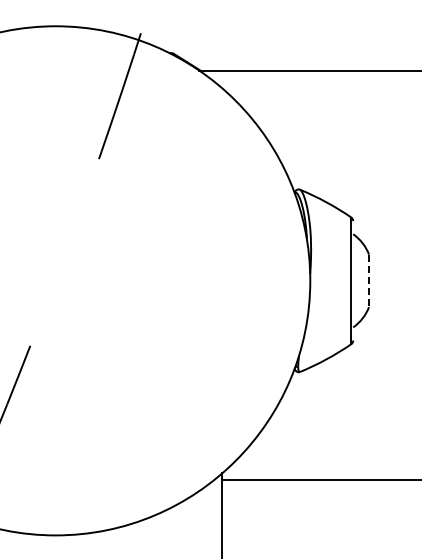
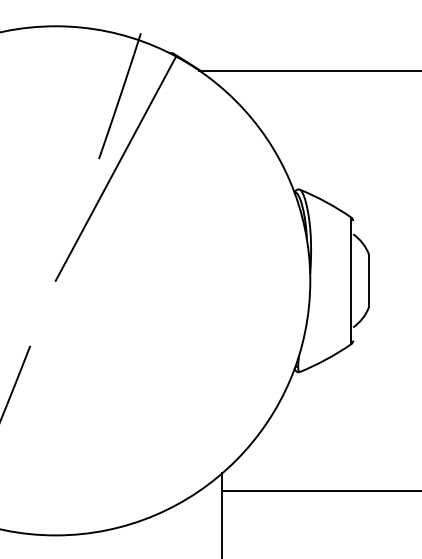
line: none -> present (115, 168)
line: dashed -> solid (369, 281)
line position: (320, 480) -> (320, 491) (320, 491)
